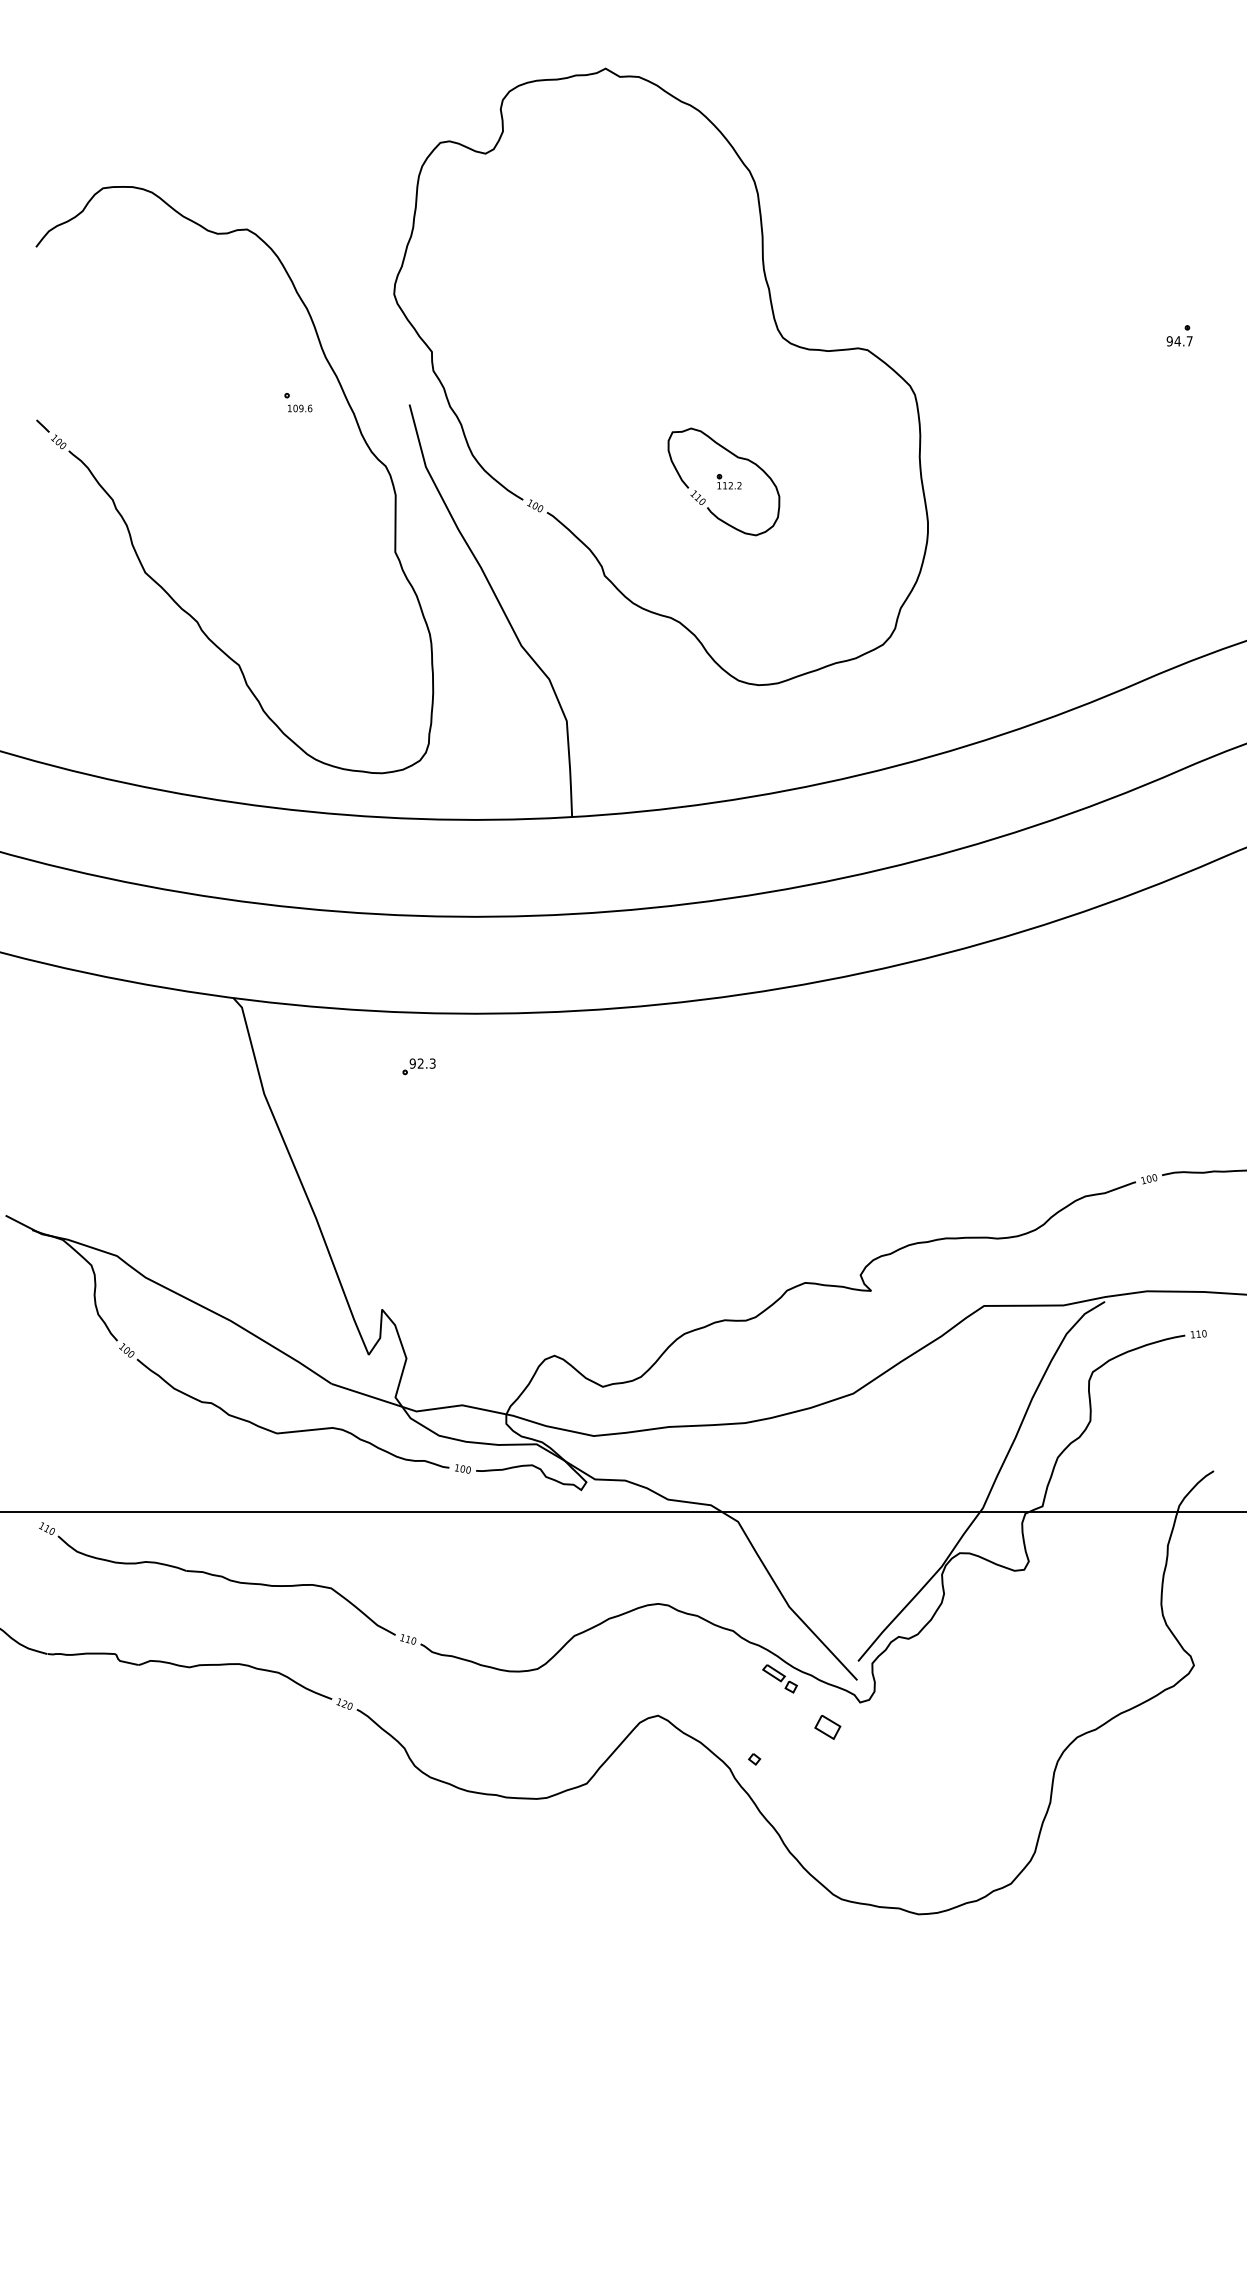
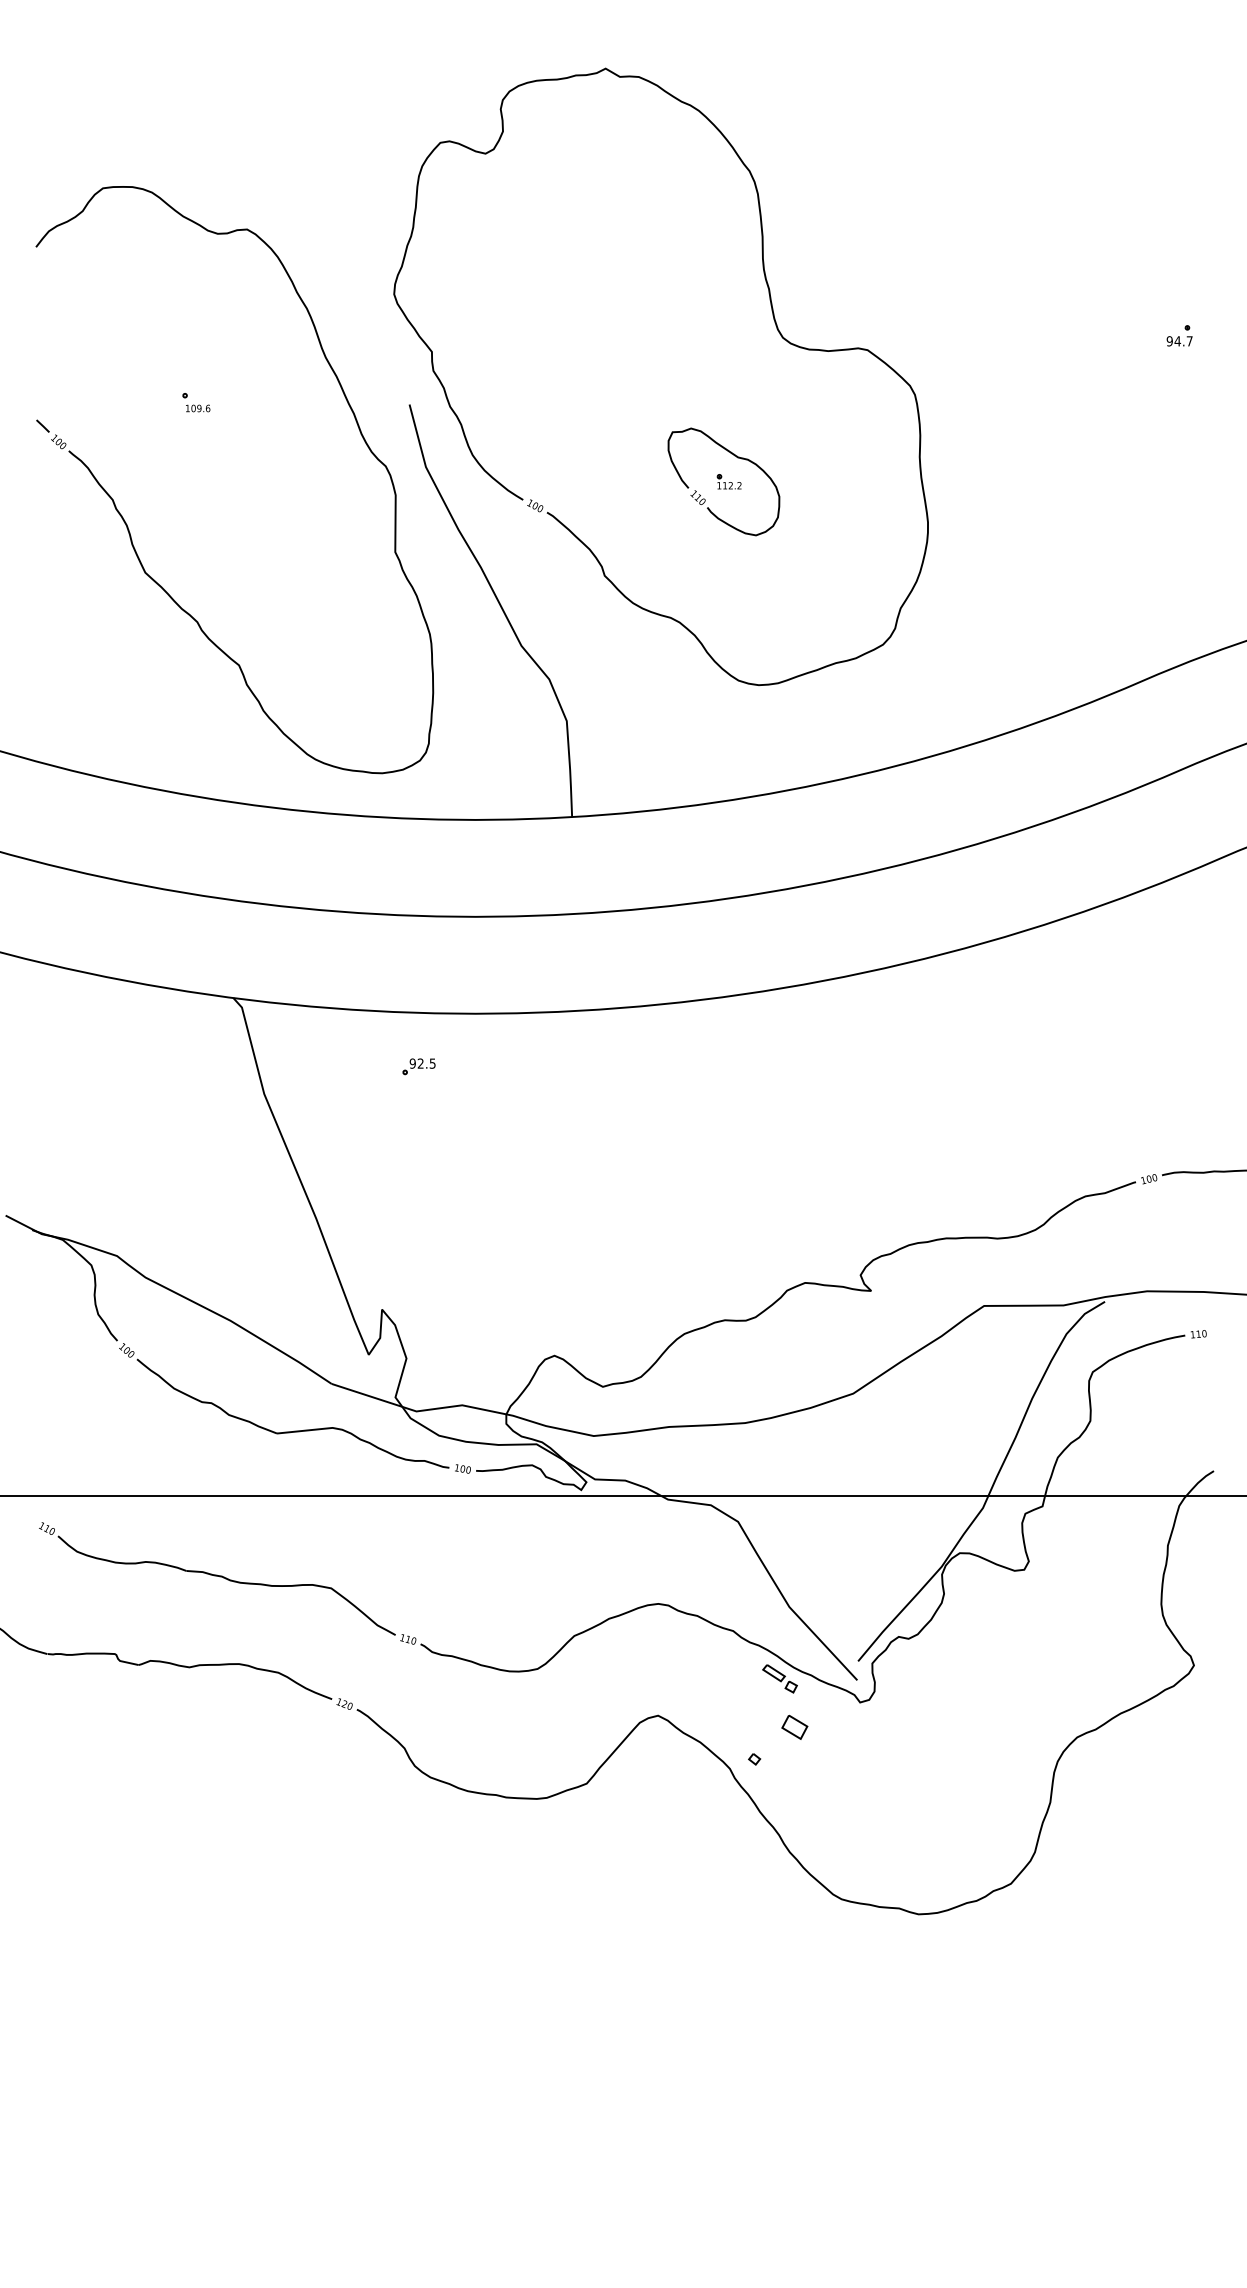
part position: (298, 402) -> (196, 402) (196, 402)
text: 92.3 -> 92.5 (432, 1062)
line position: (622, 1512) -> (622, 1496) (622, 1496)
part position: (827, 1726) -> (794, 1726) (794, 1726)
